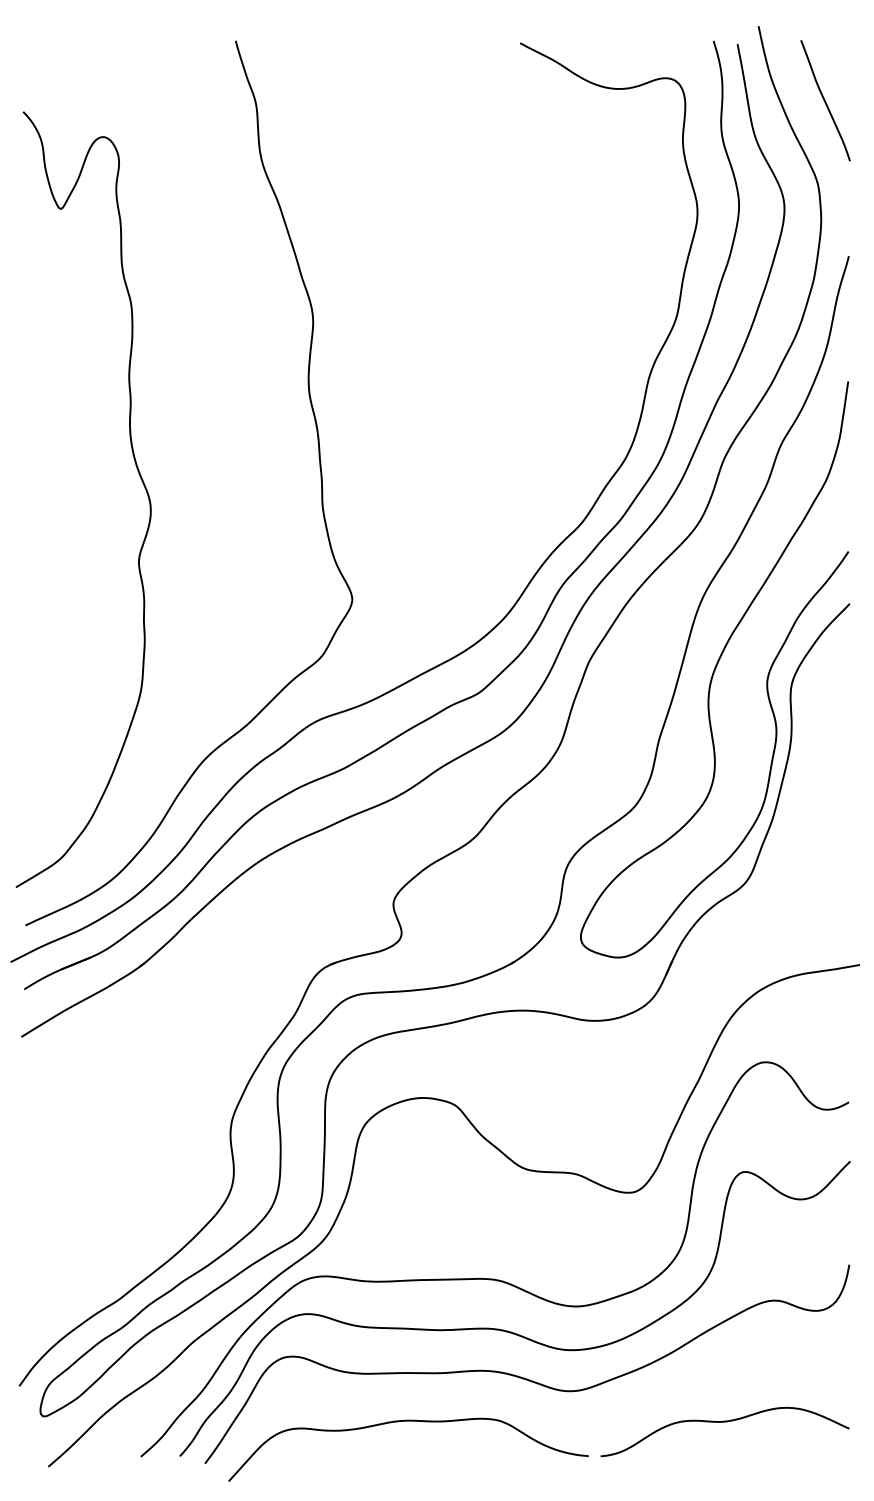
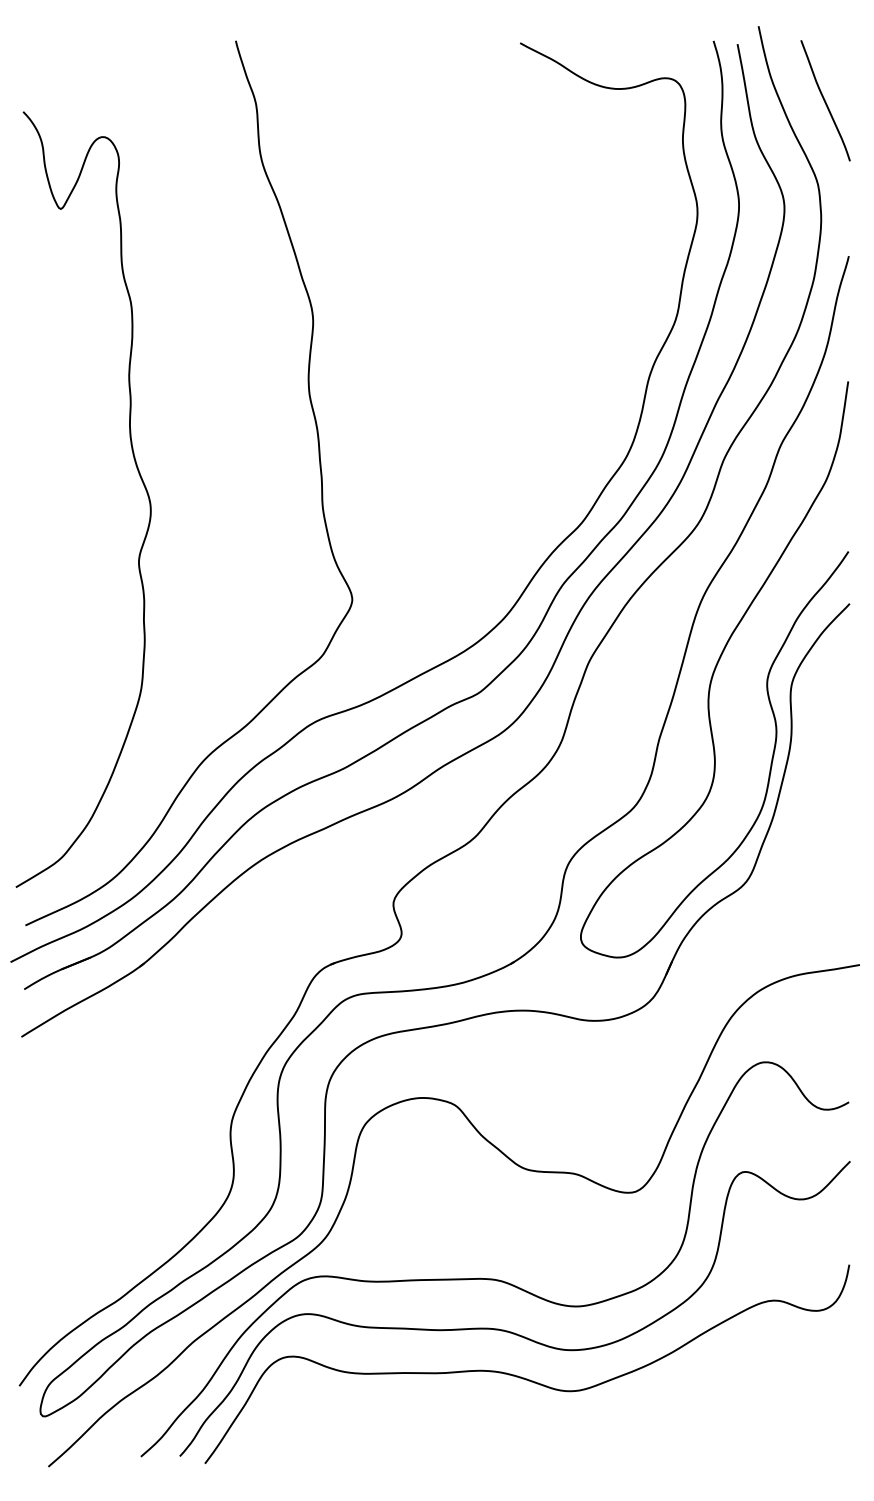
curve: present -> none (408, 1421)
curve: present -> none (724, 1422)
